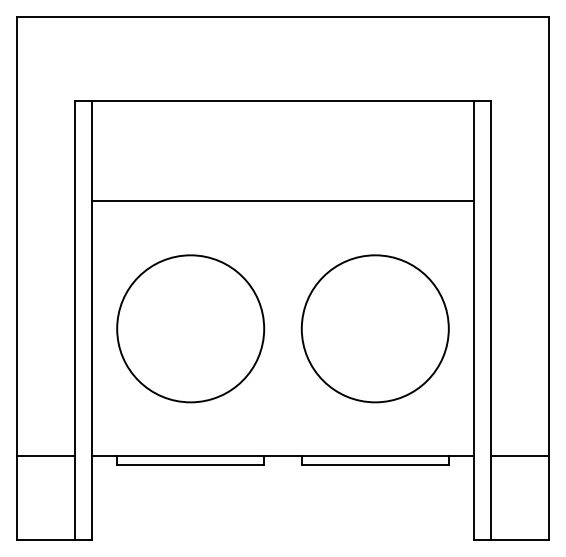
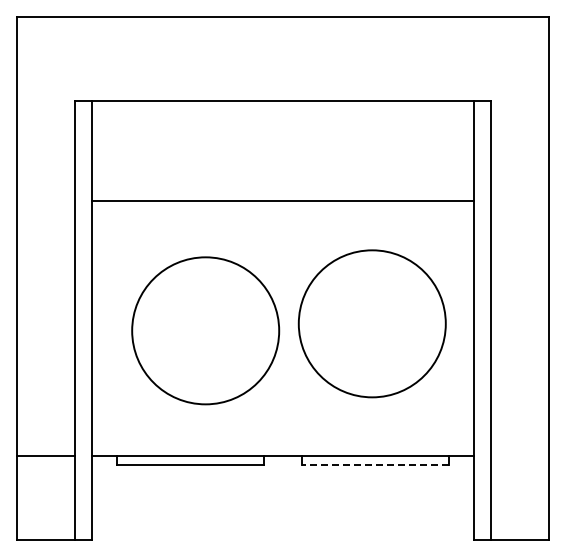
circle position: (190, 328) -> (205, 330) (205, 330)
circle position: (374, 328) -> (371, 323) (371, 323)
line: present -> none (520, 456)
line: solid -> dashed (374, 464)
